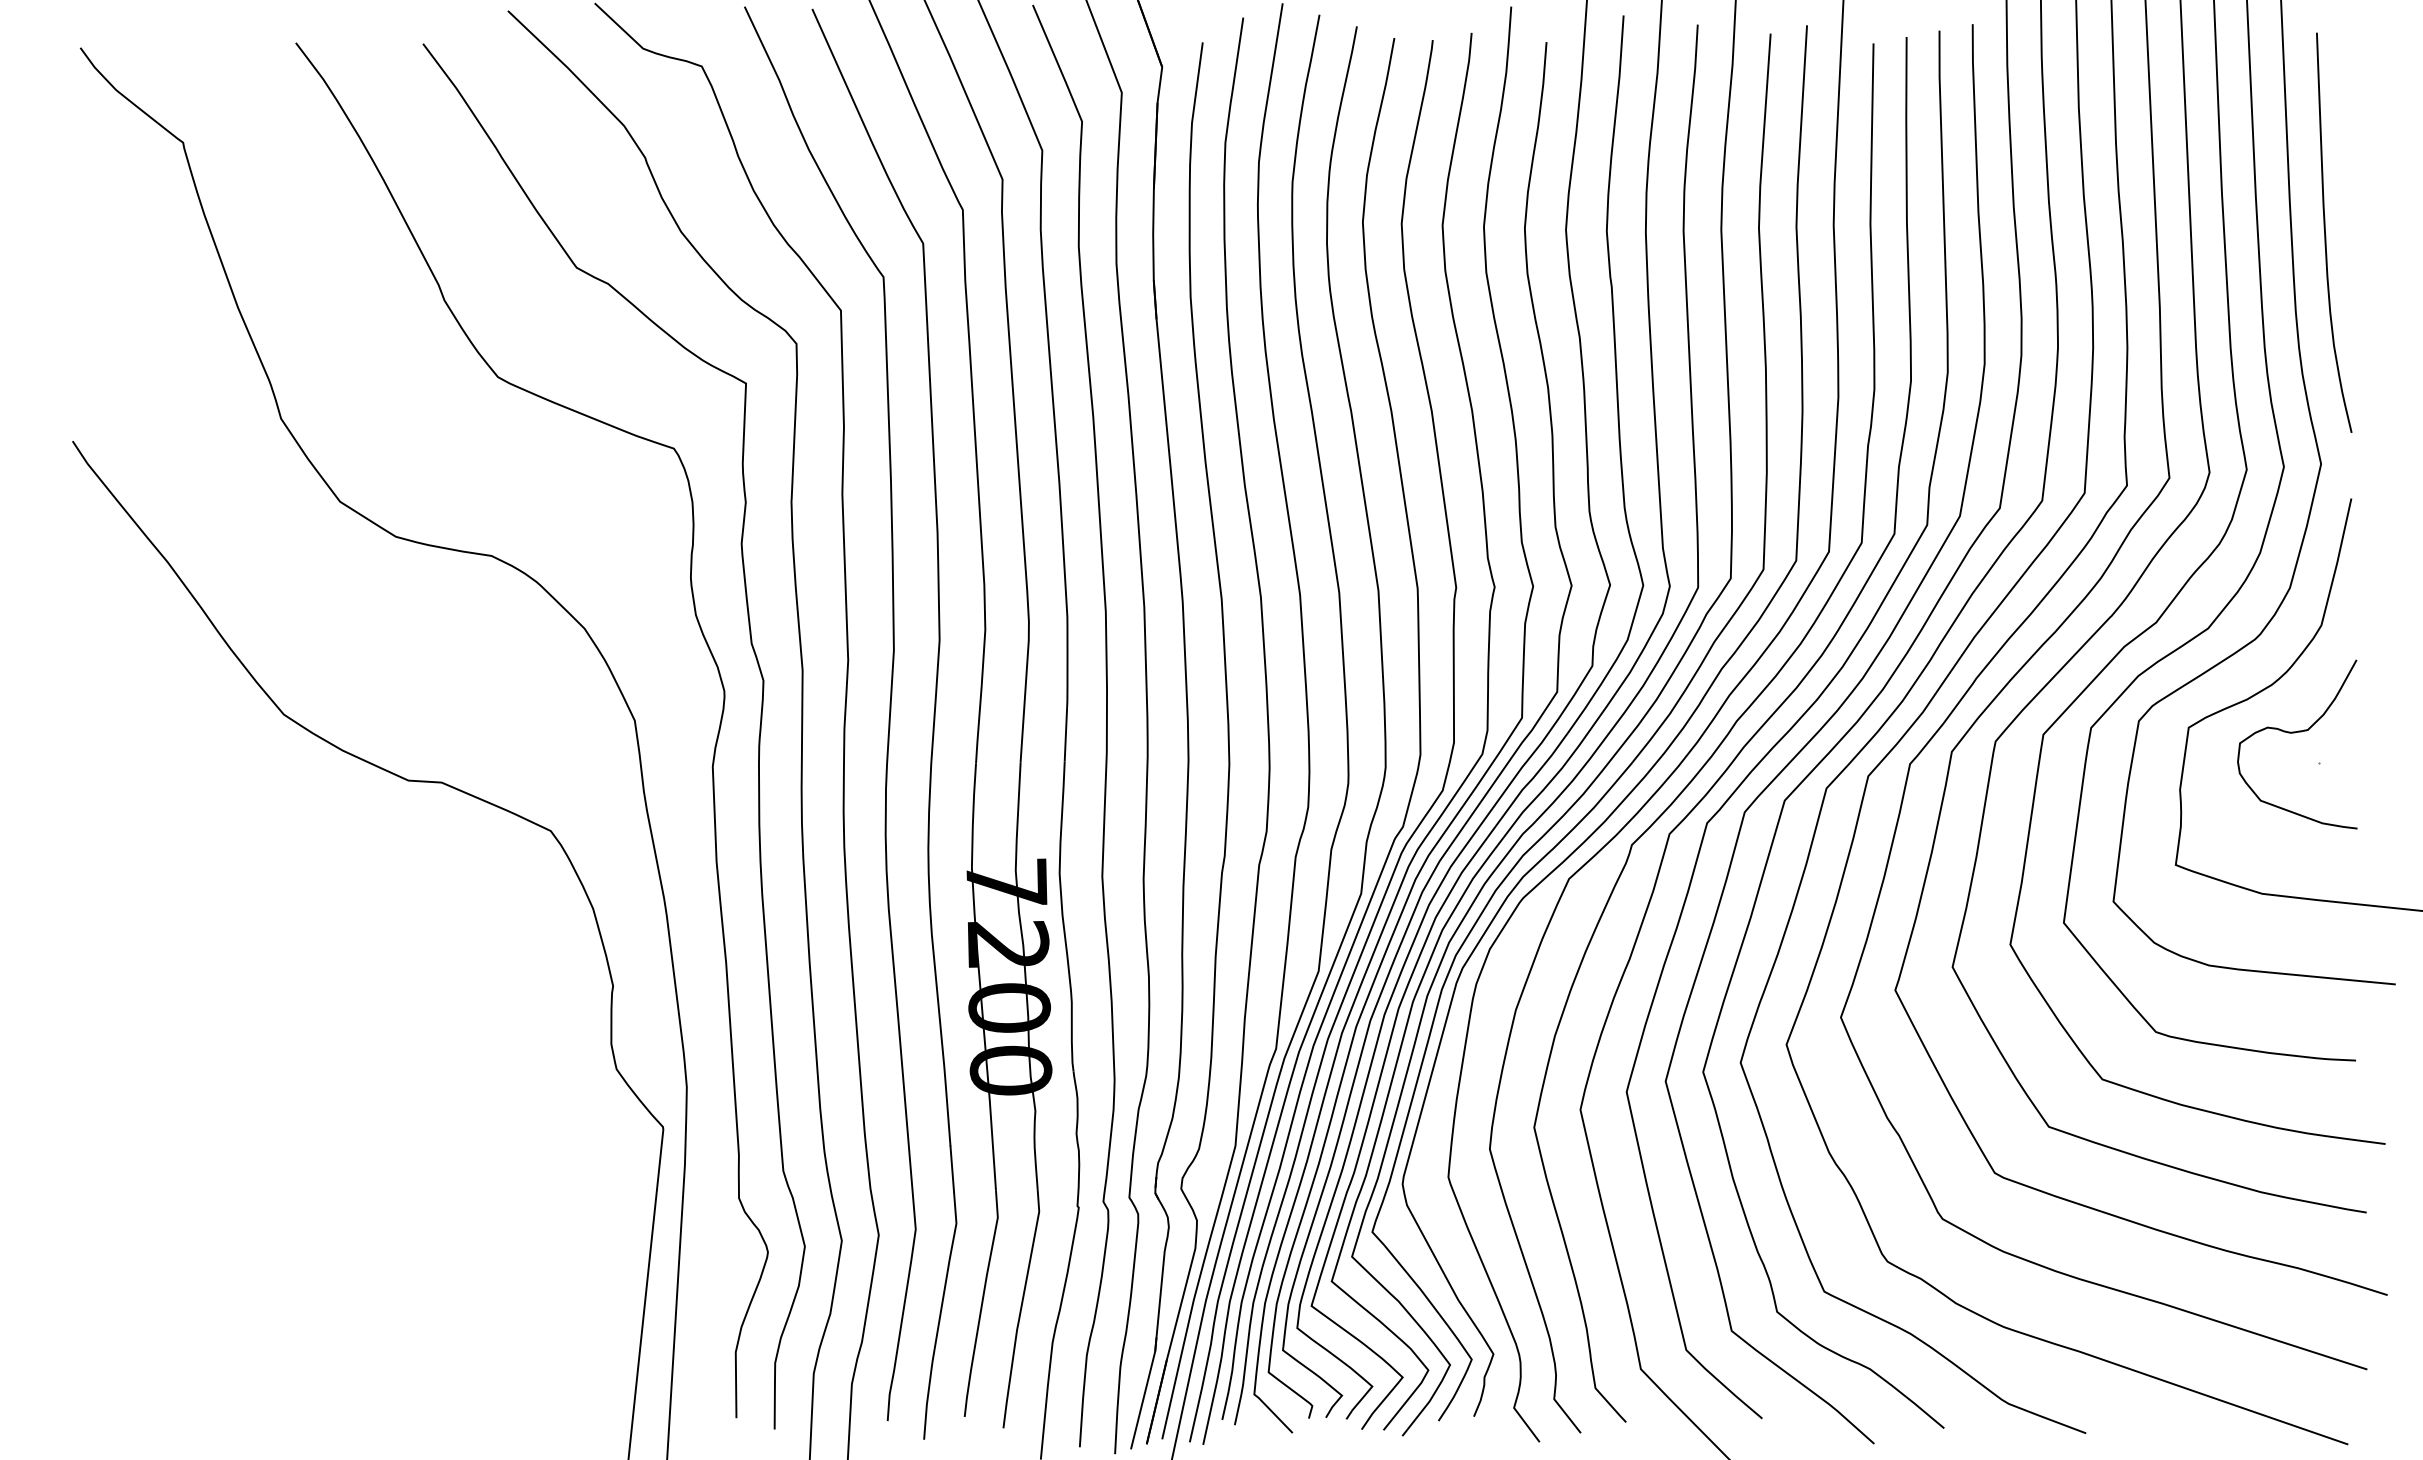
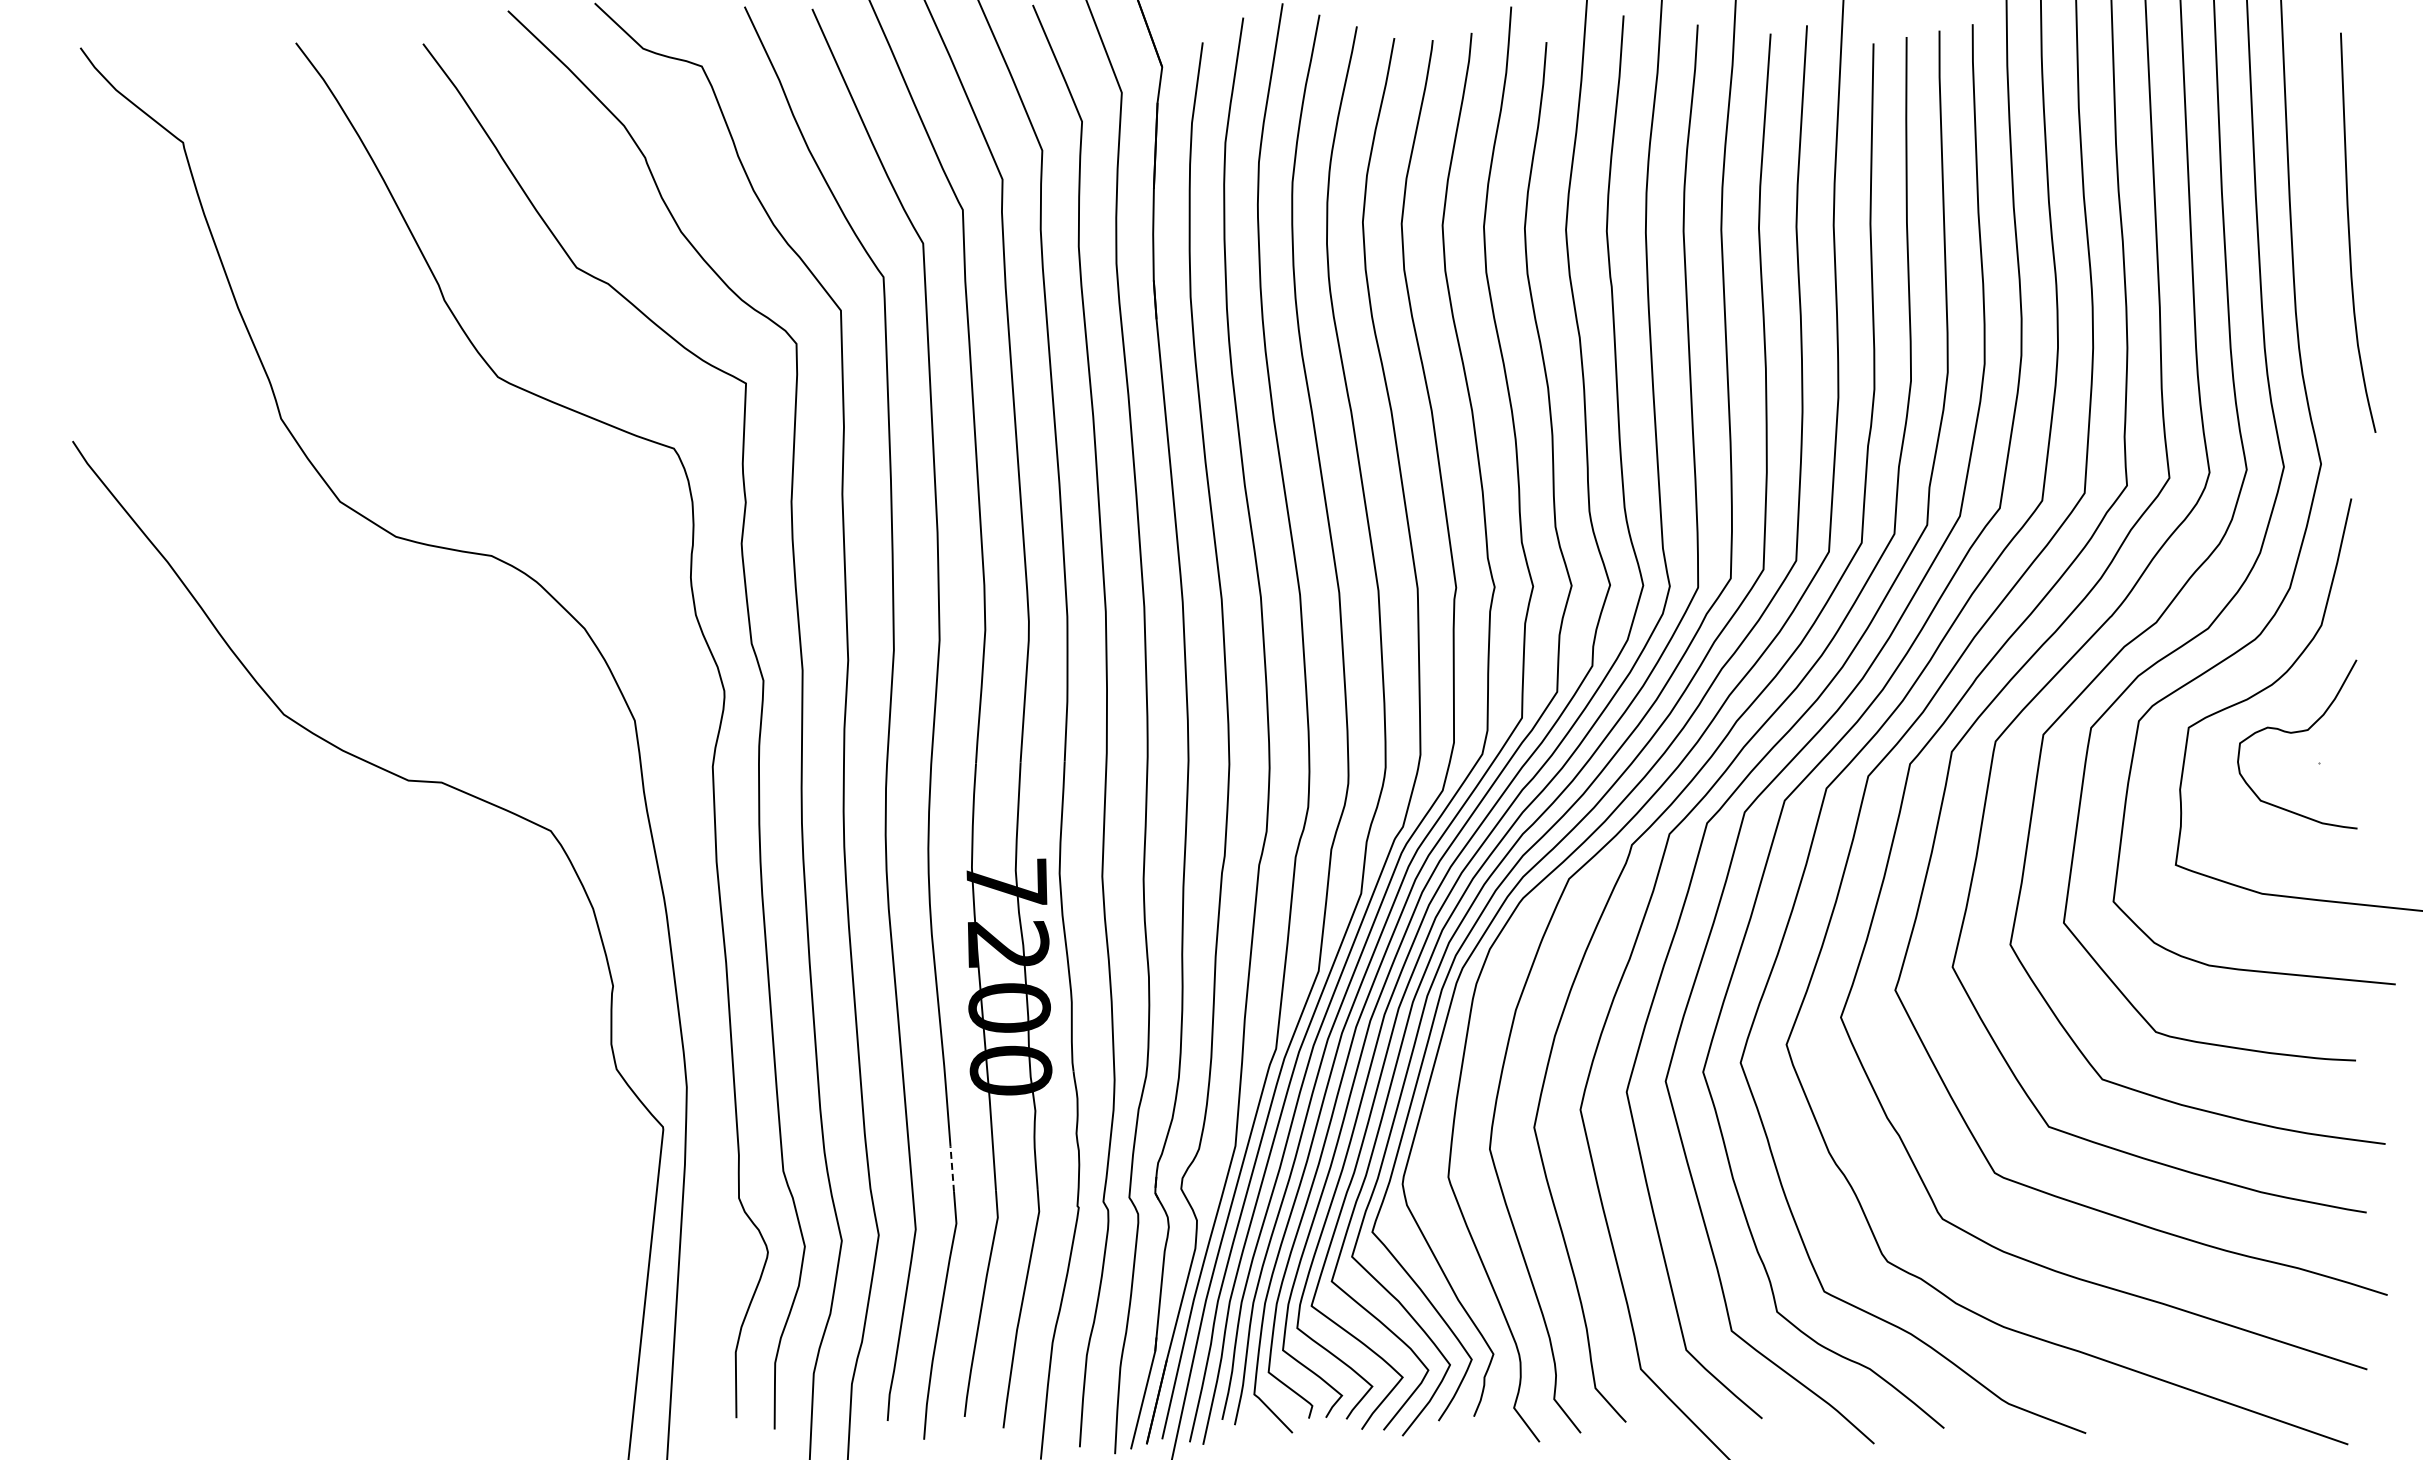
curve position: (2326, 235) -> (2350, 235) (2350, 235)
line: solid -> dashed (952, 1169)
